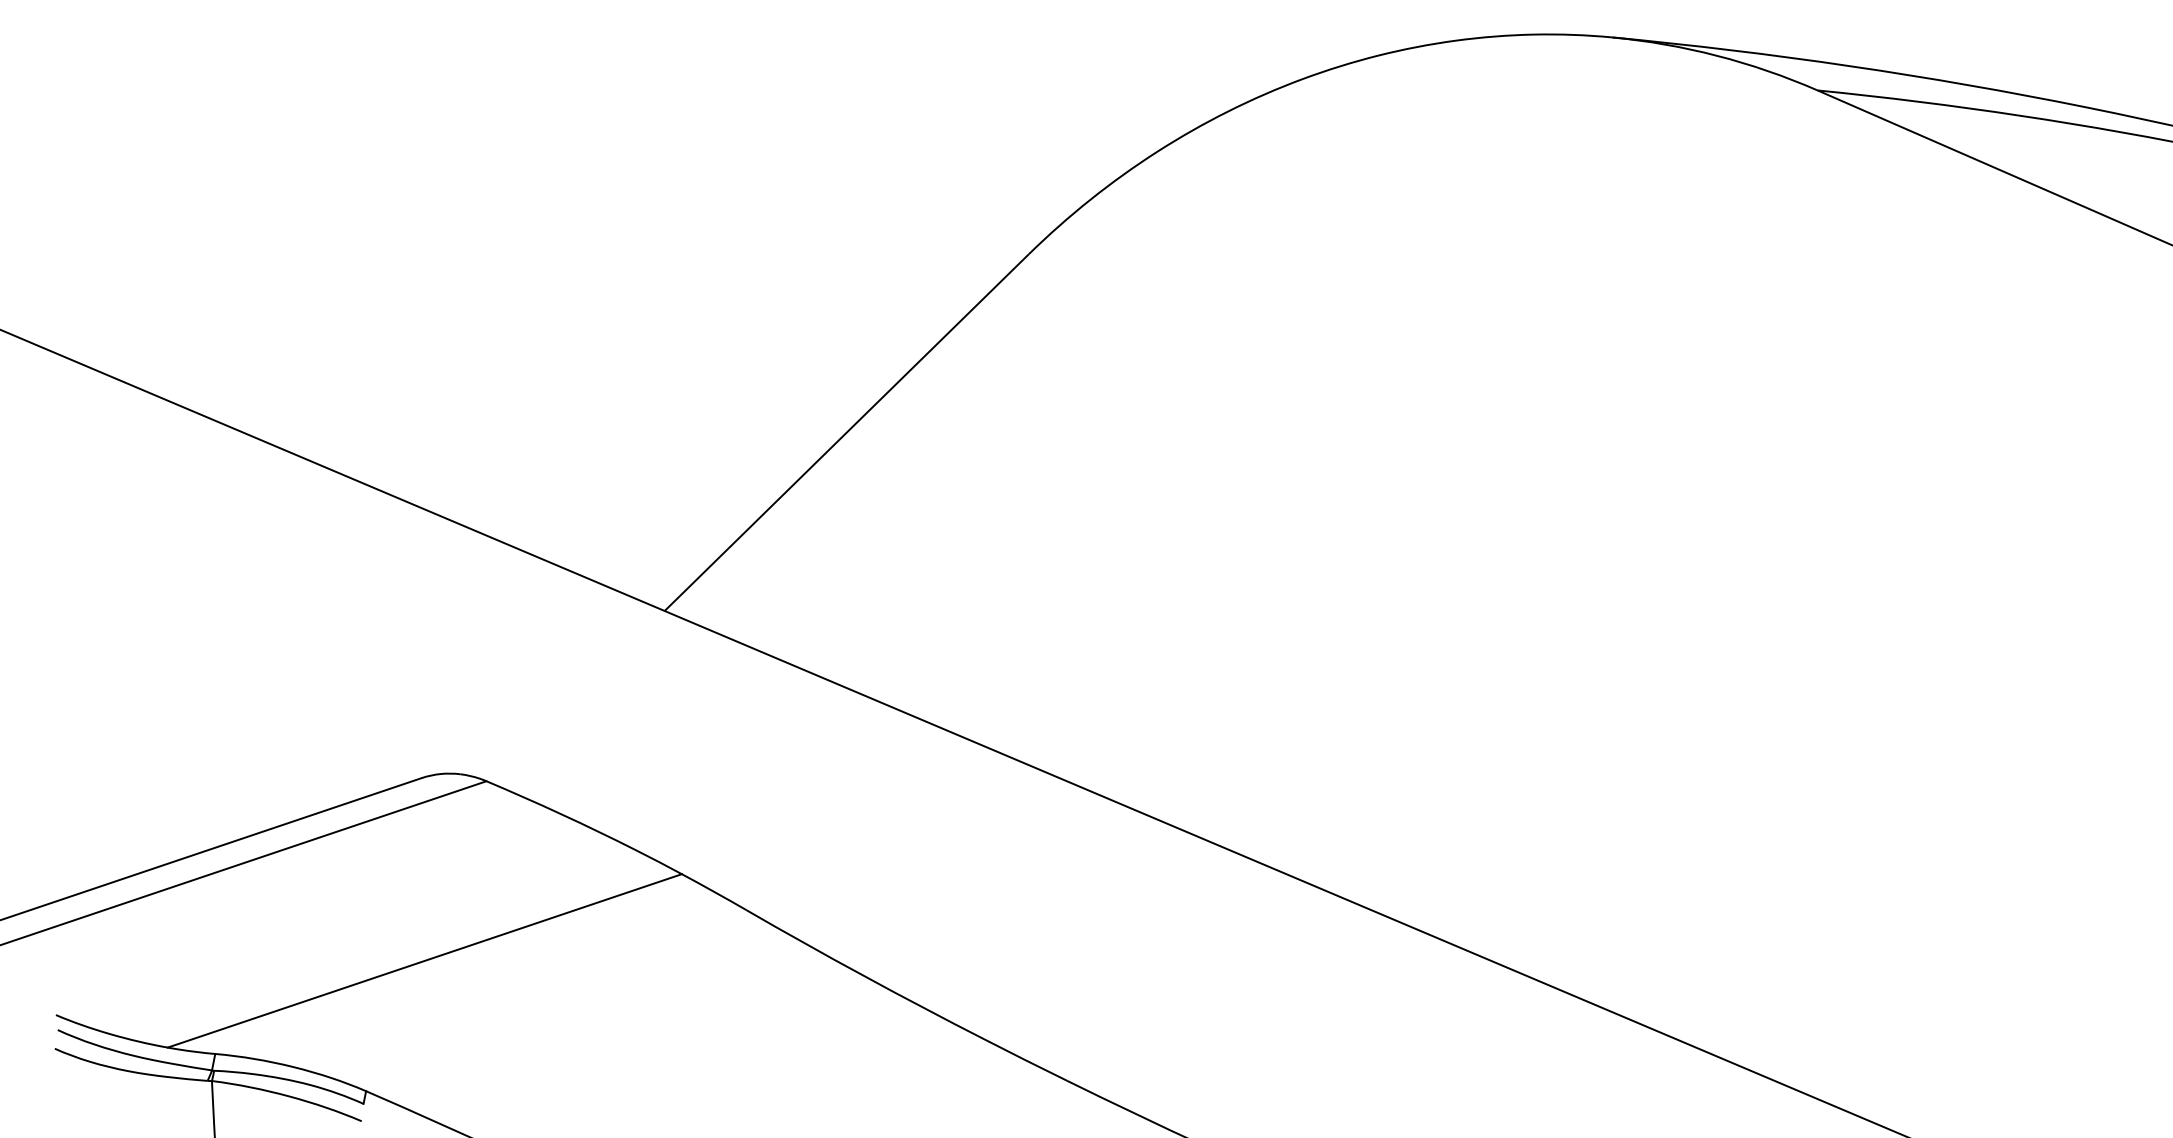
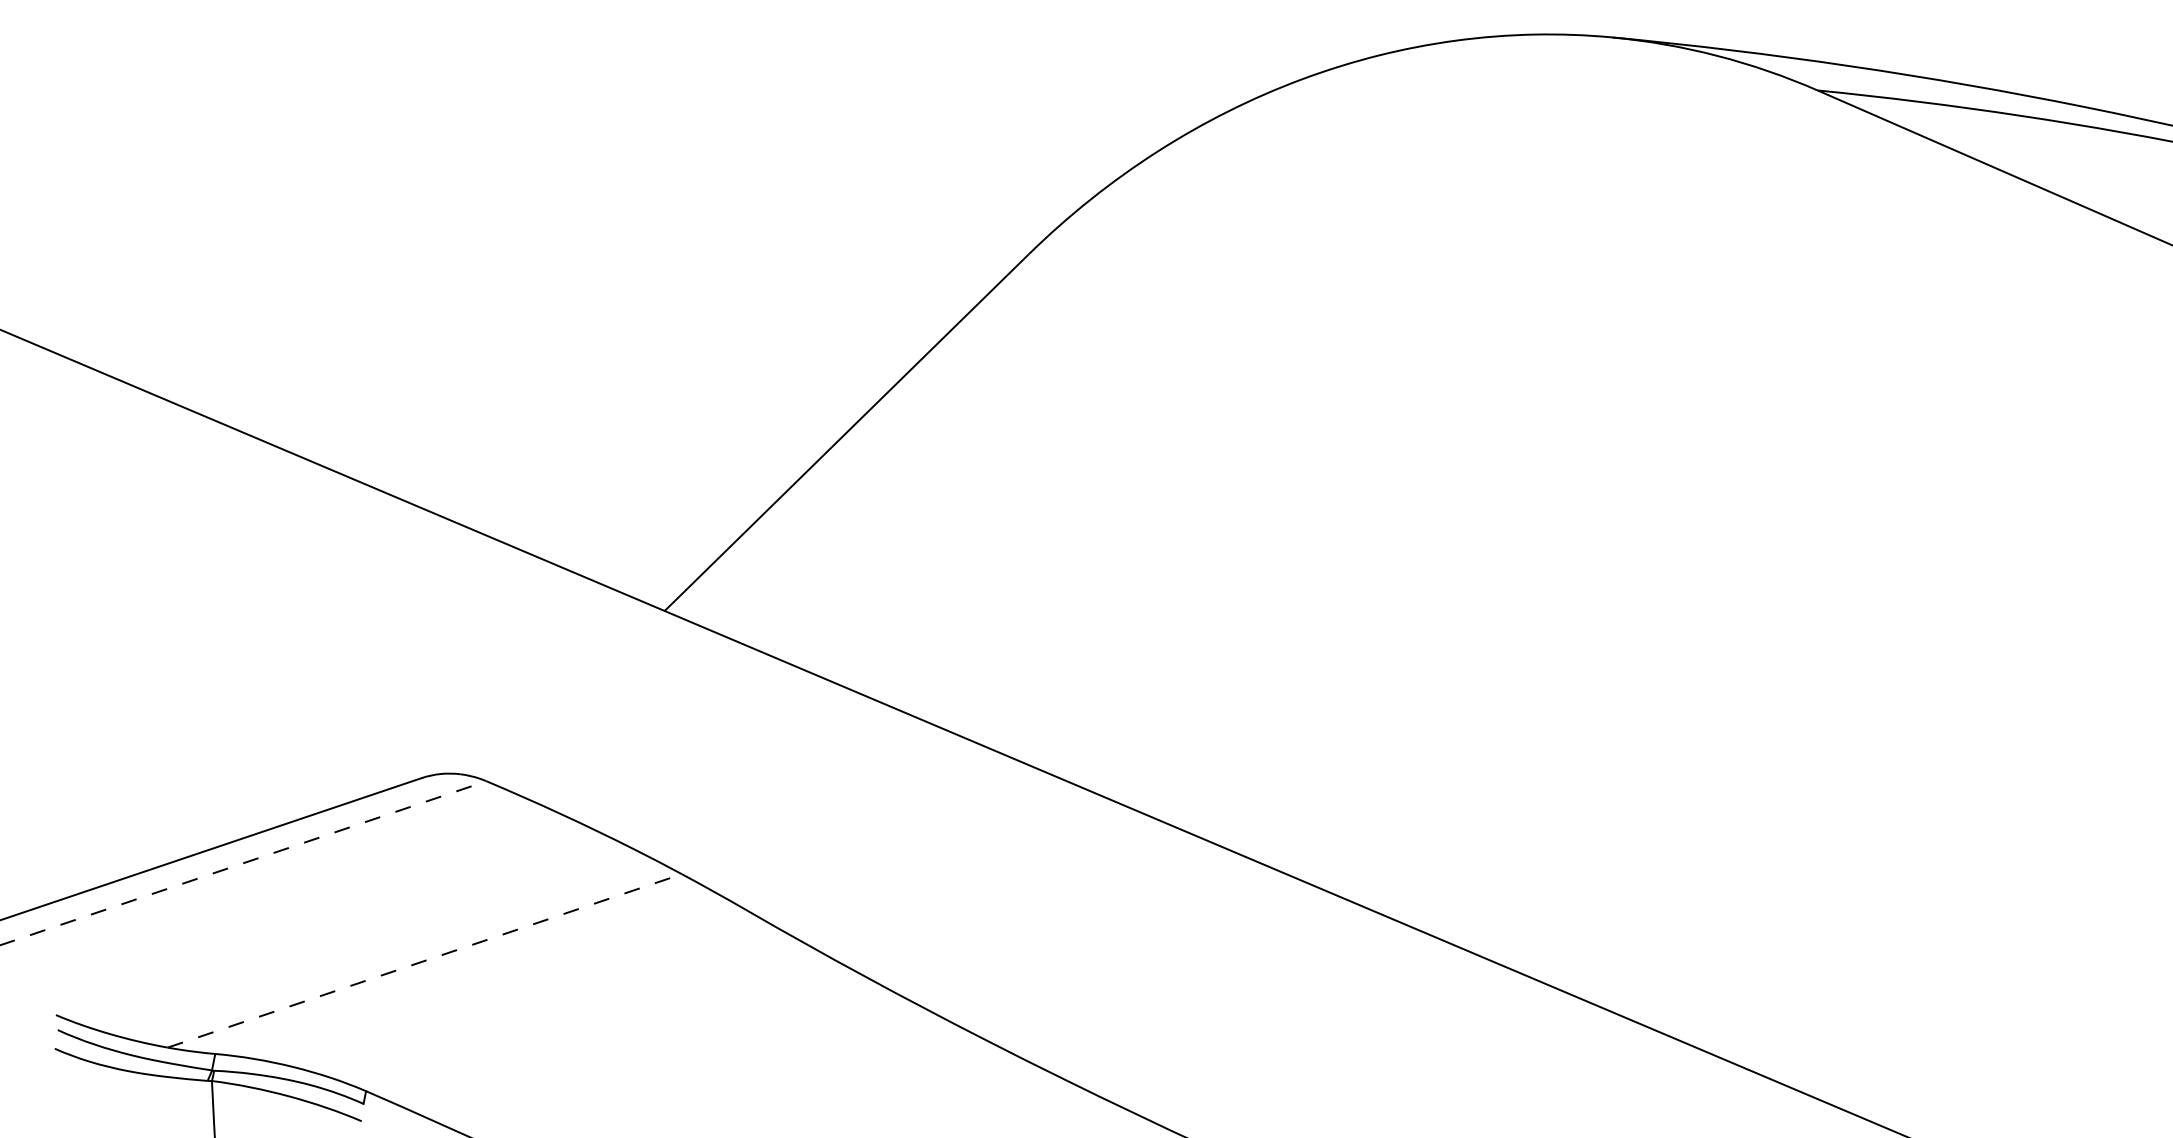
line: solid -> dashed (243, 863)
line: solid -> dashed (425, 960)
